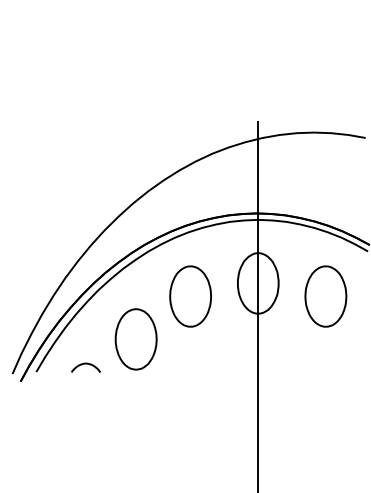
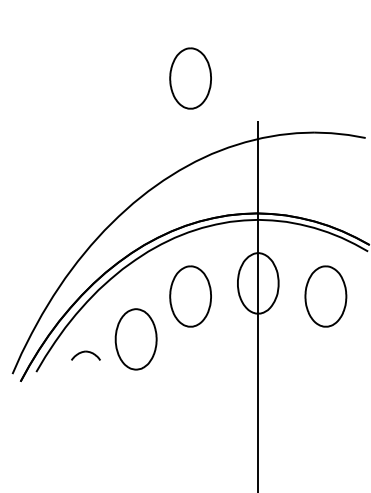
part: none -> present (190, 78)
part position: (85, 367) -> (85, 355) (85, 355)
